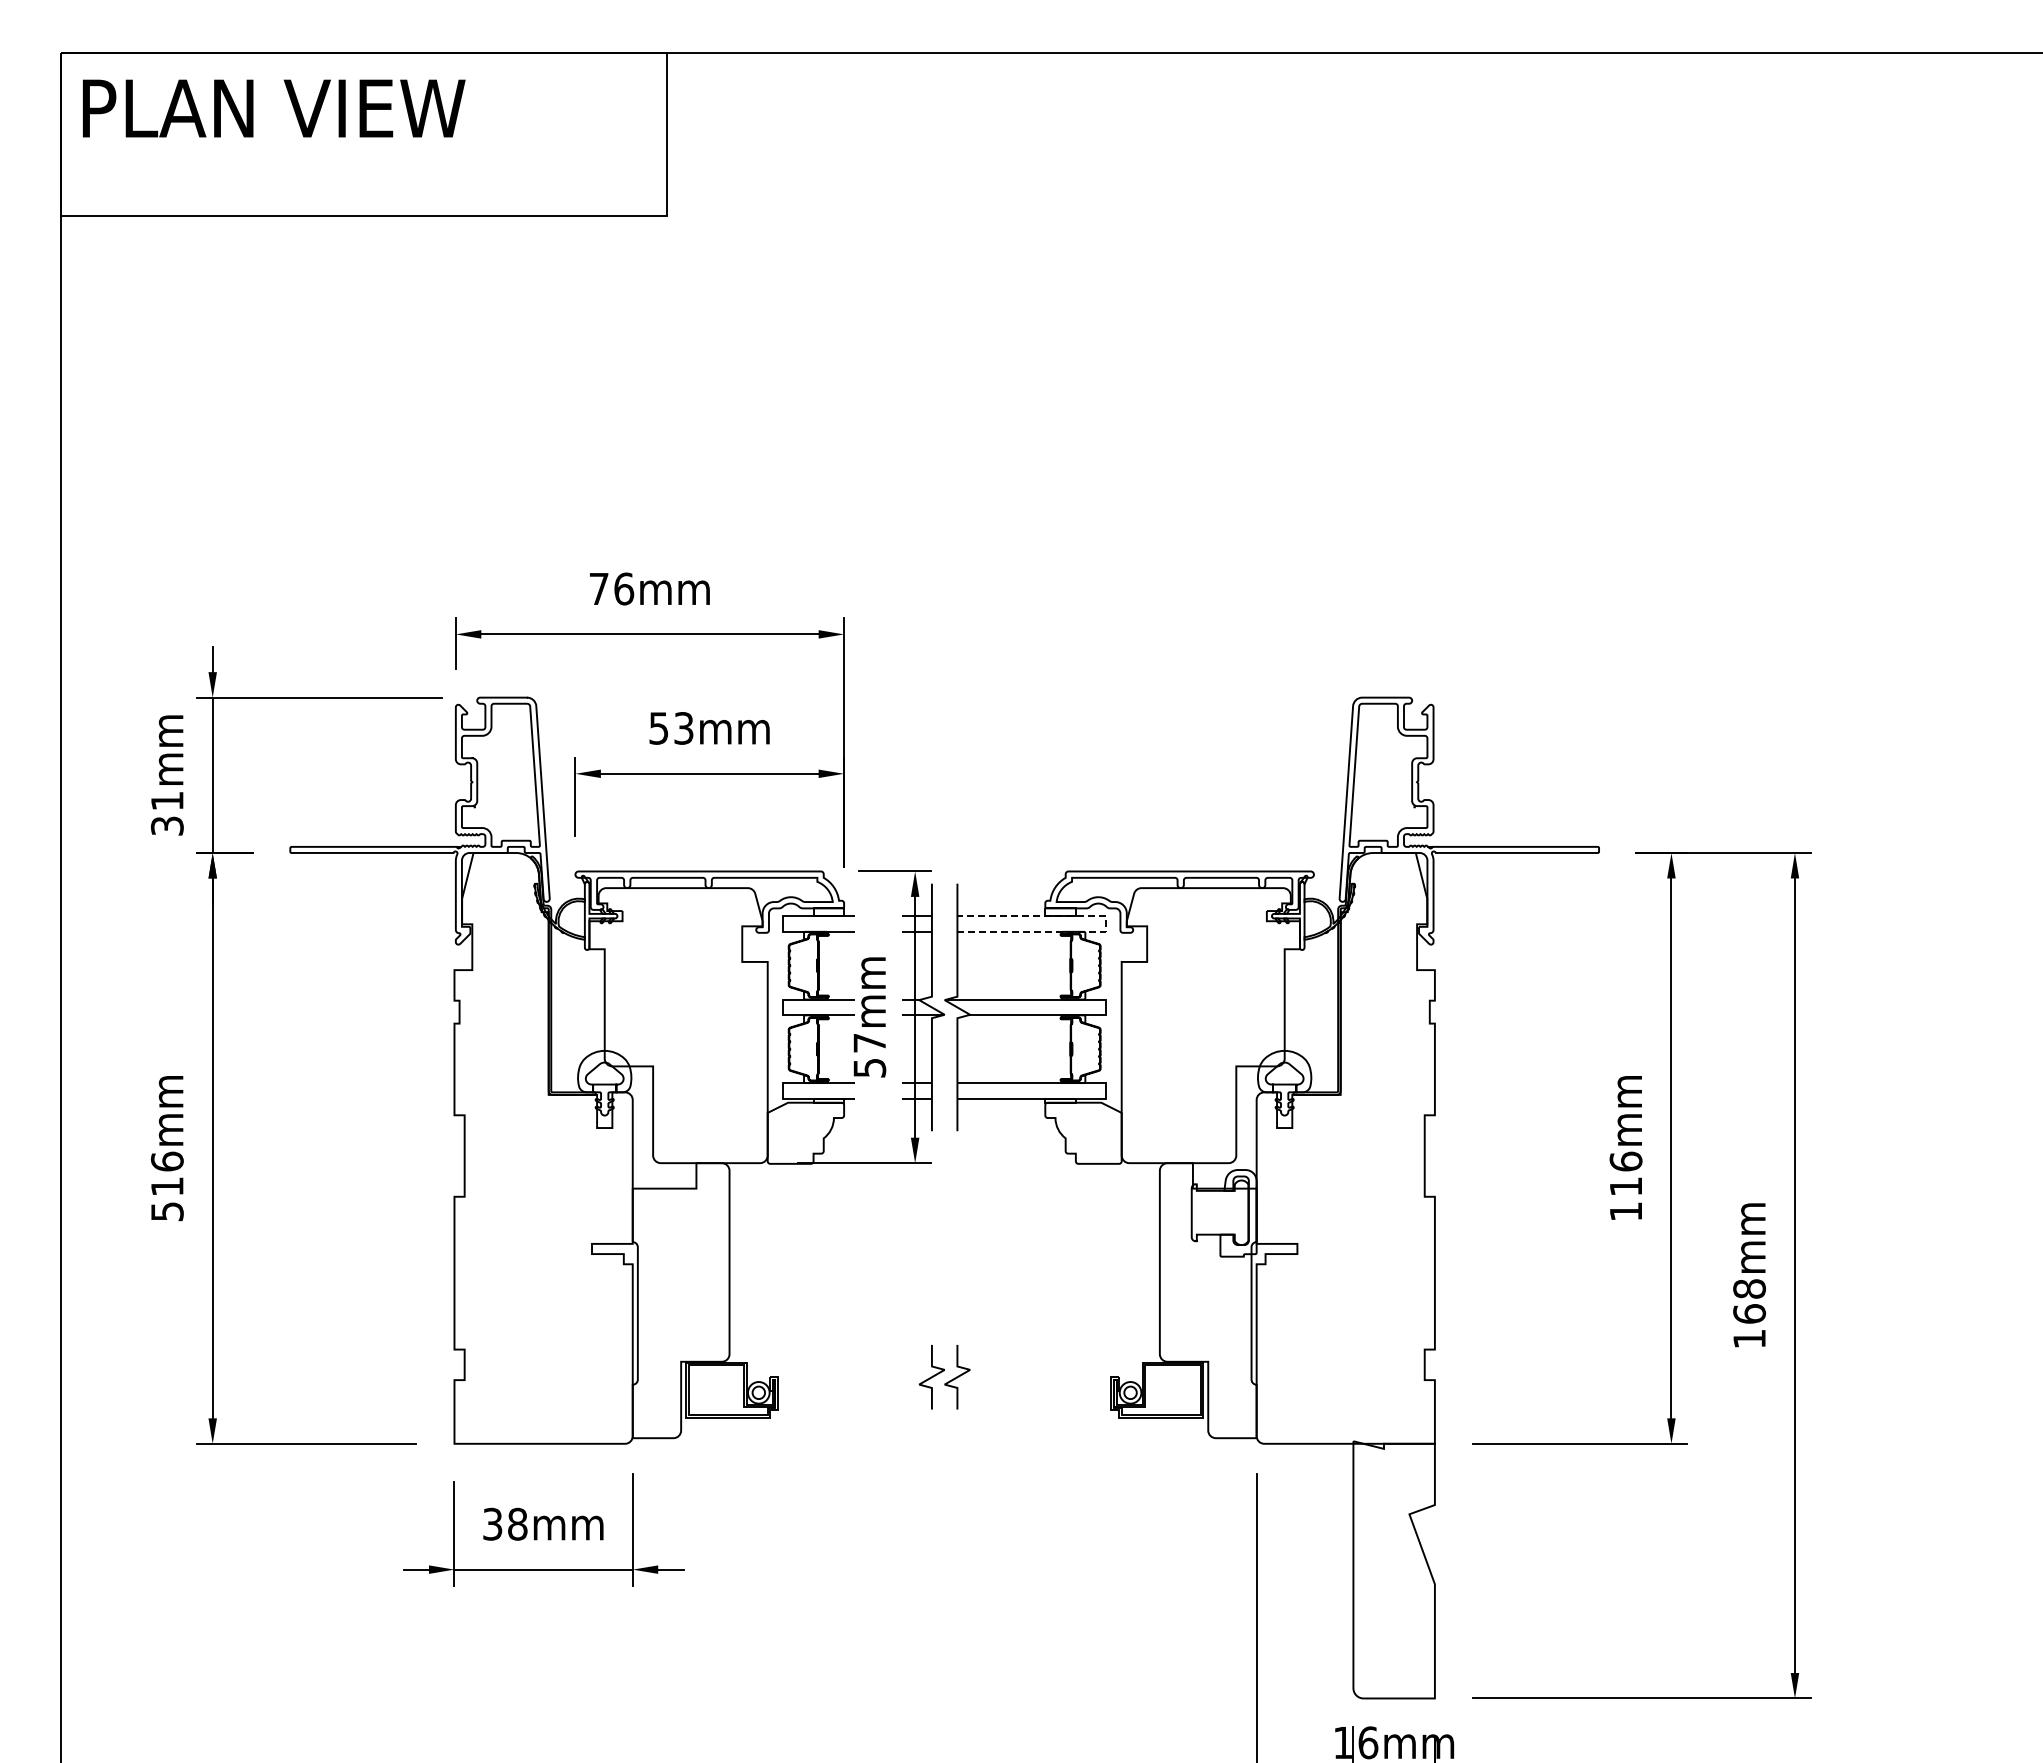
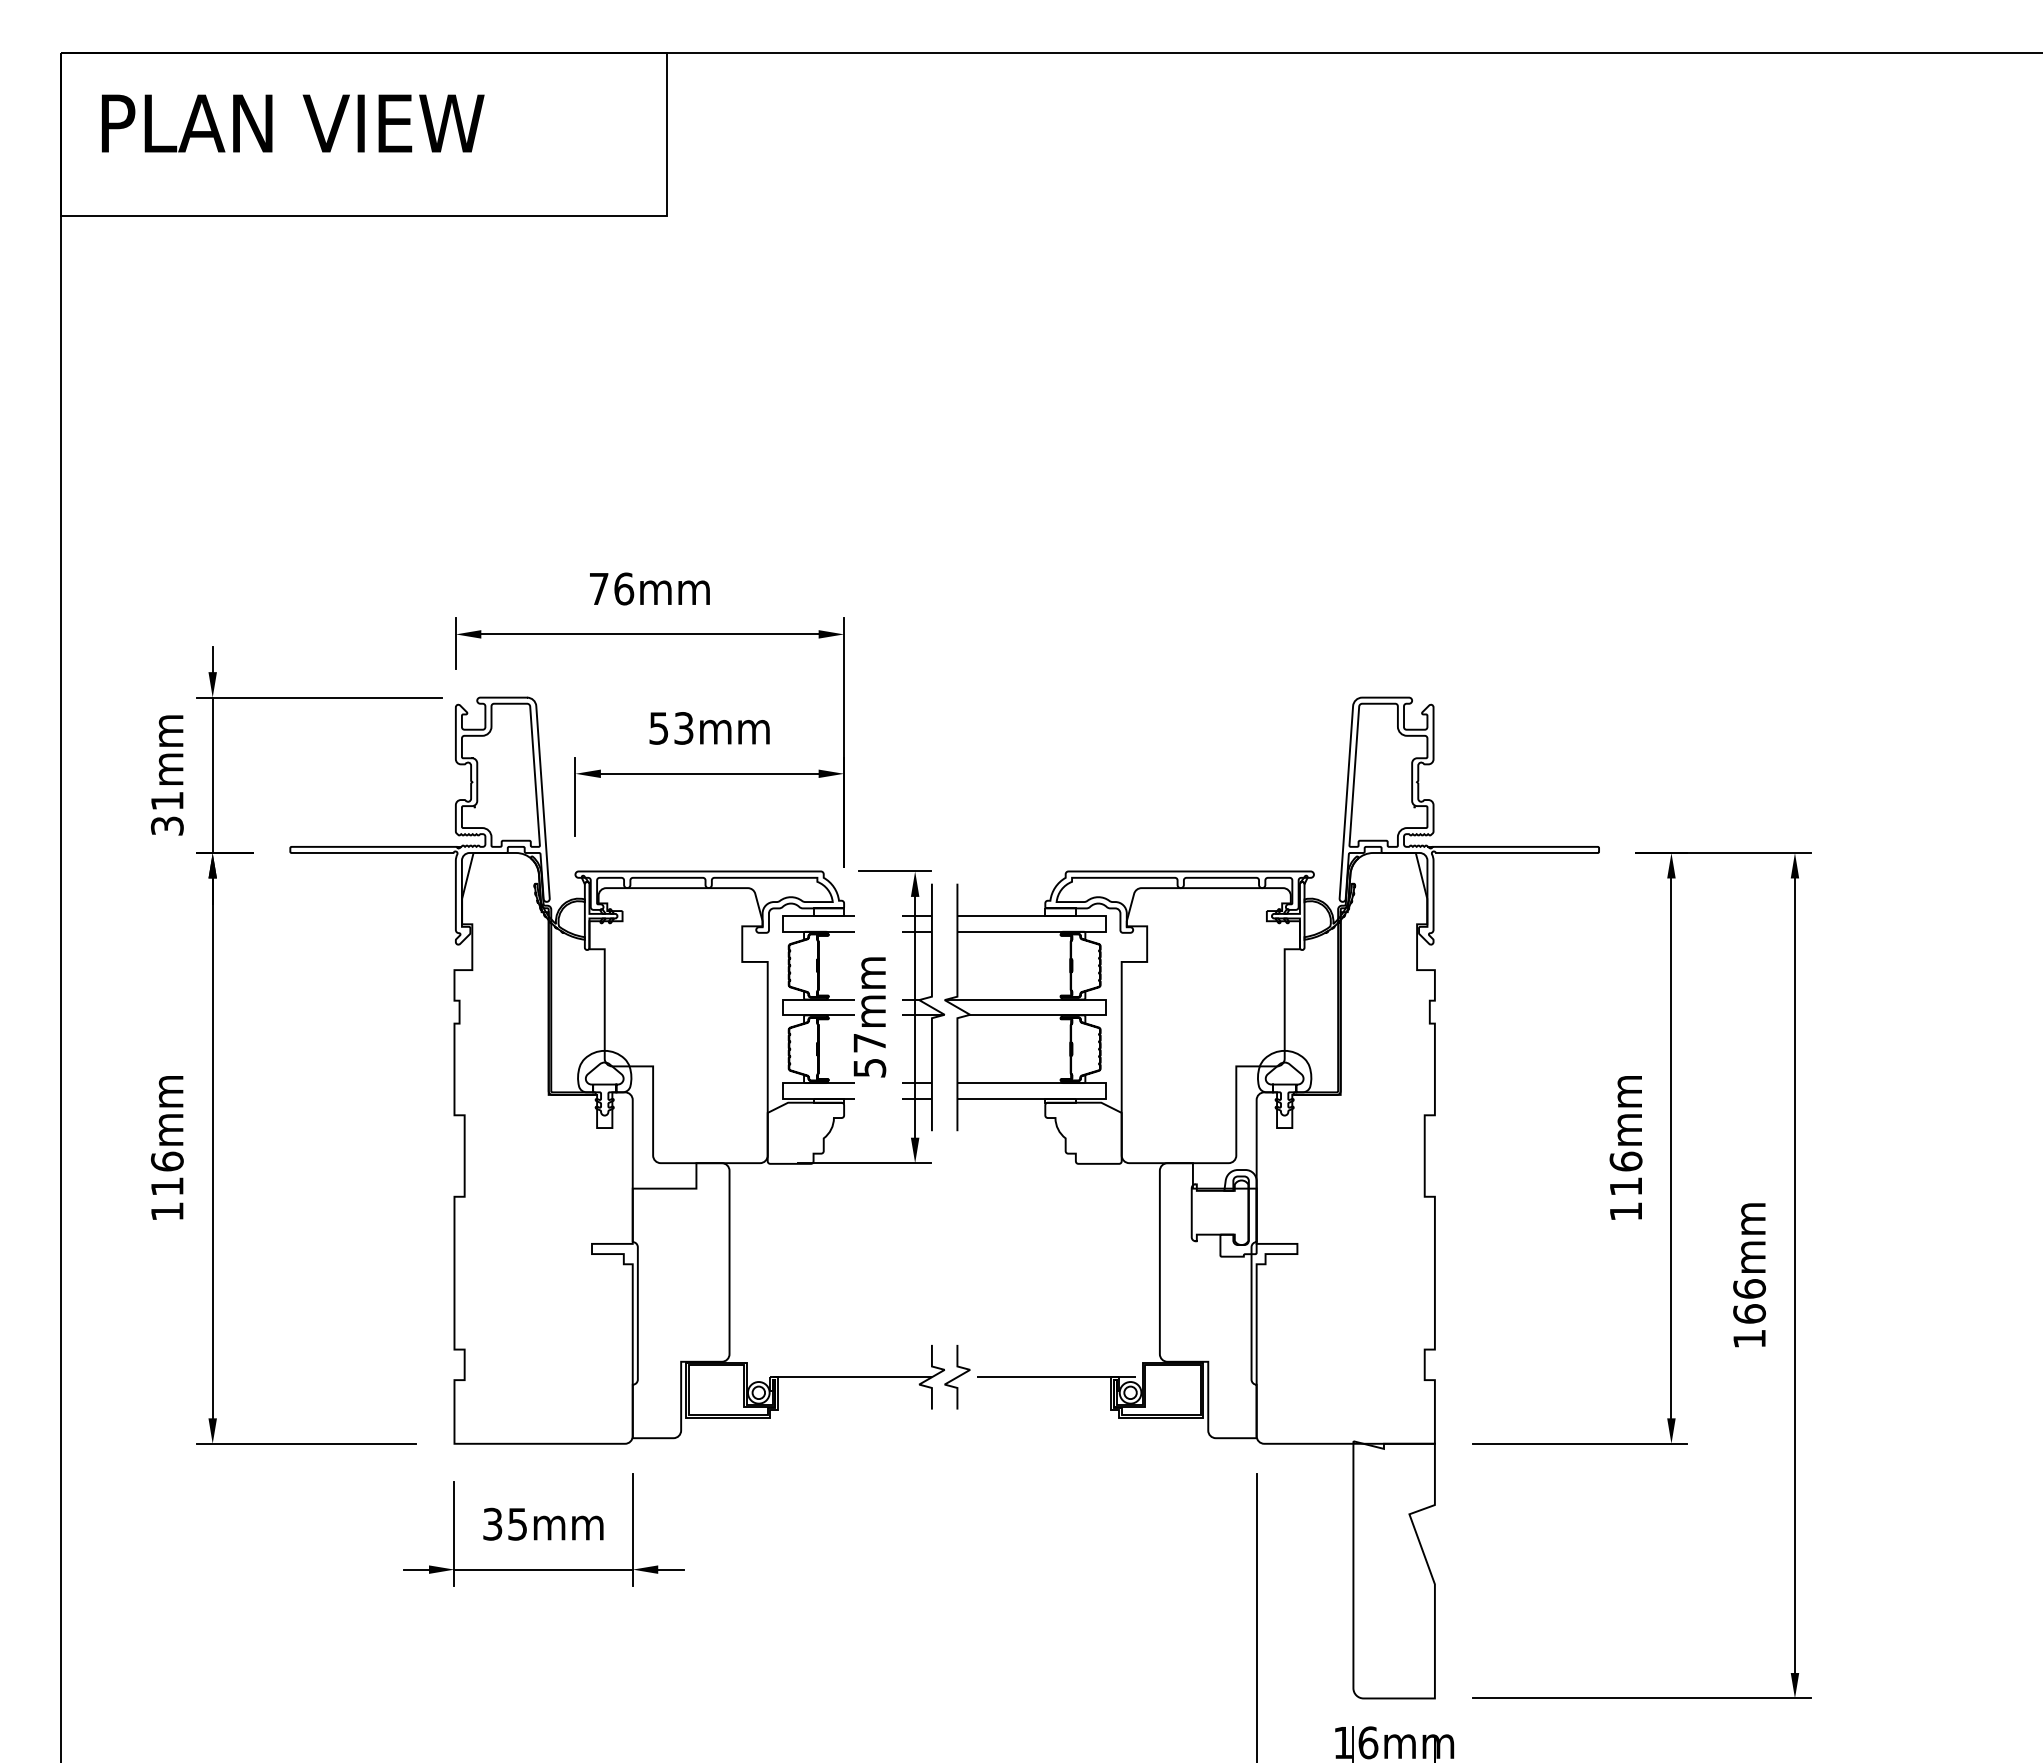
text position: (274, 108) -> (293, 123) (293, 123)
line: dashed -> solid (1106, 923)
text: 516mm -> 116mm (167, 1211)
text: 168mm -> 166mm (1749, 1288)
line: none -> present (842, 1377)
line: none -> present (1046, 1377)
text: 38mm -> 35mm (517, 1523)
